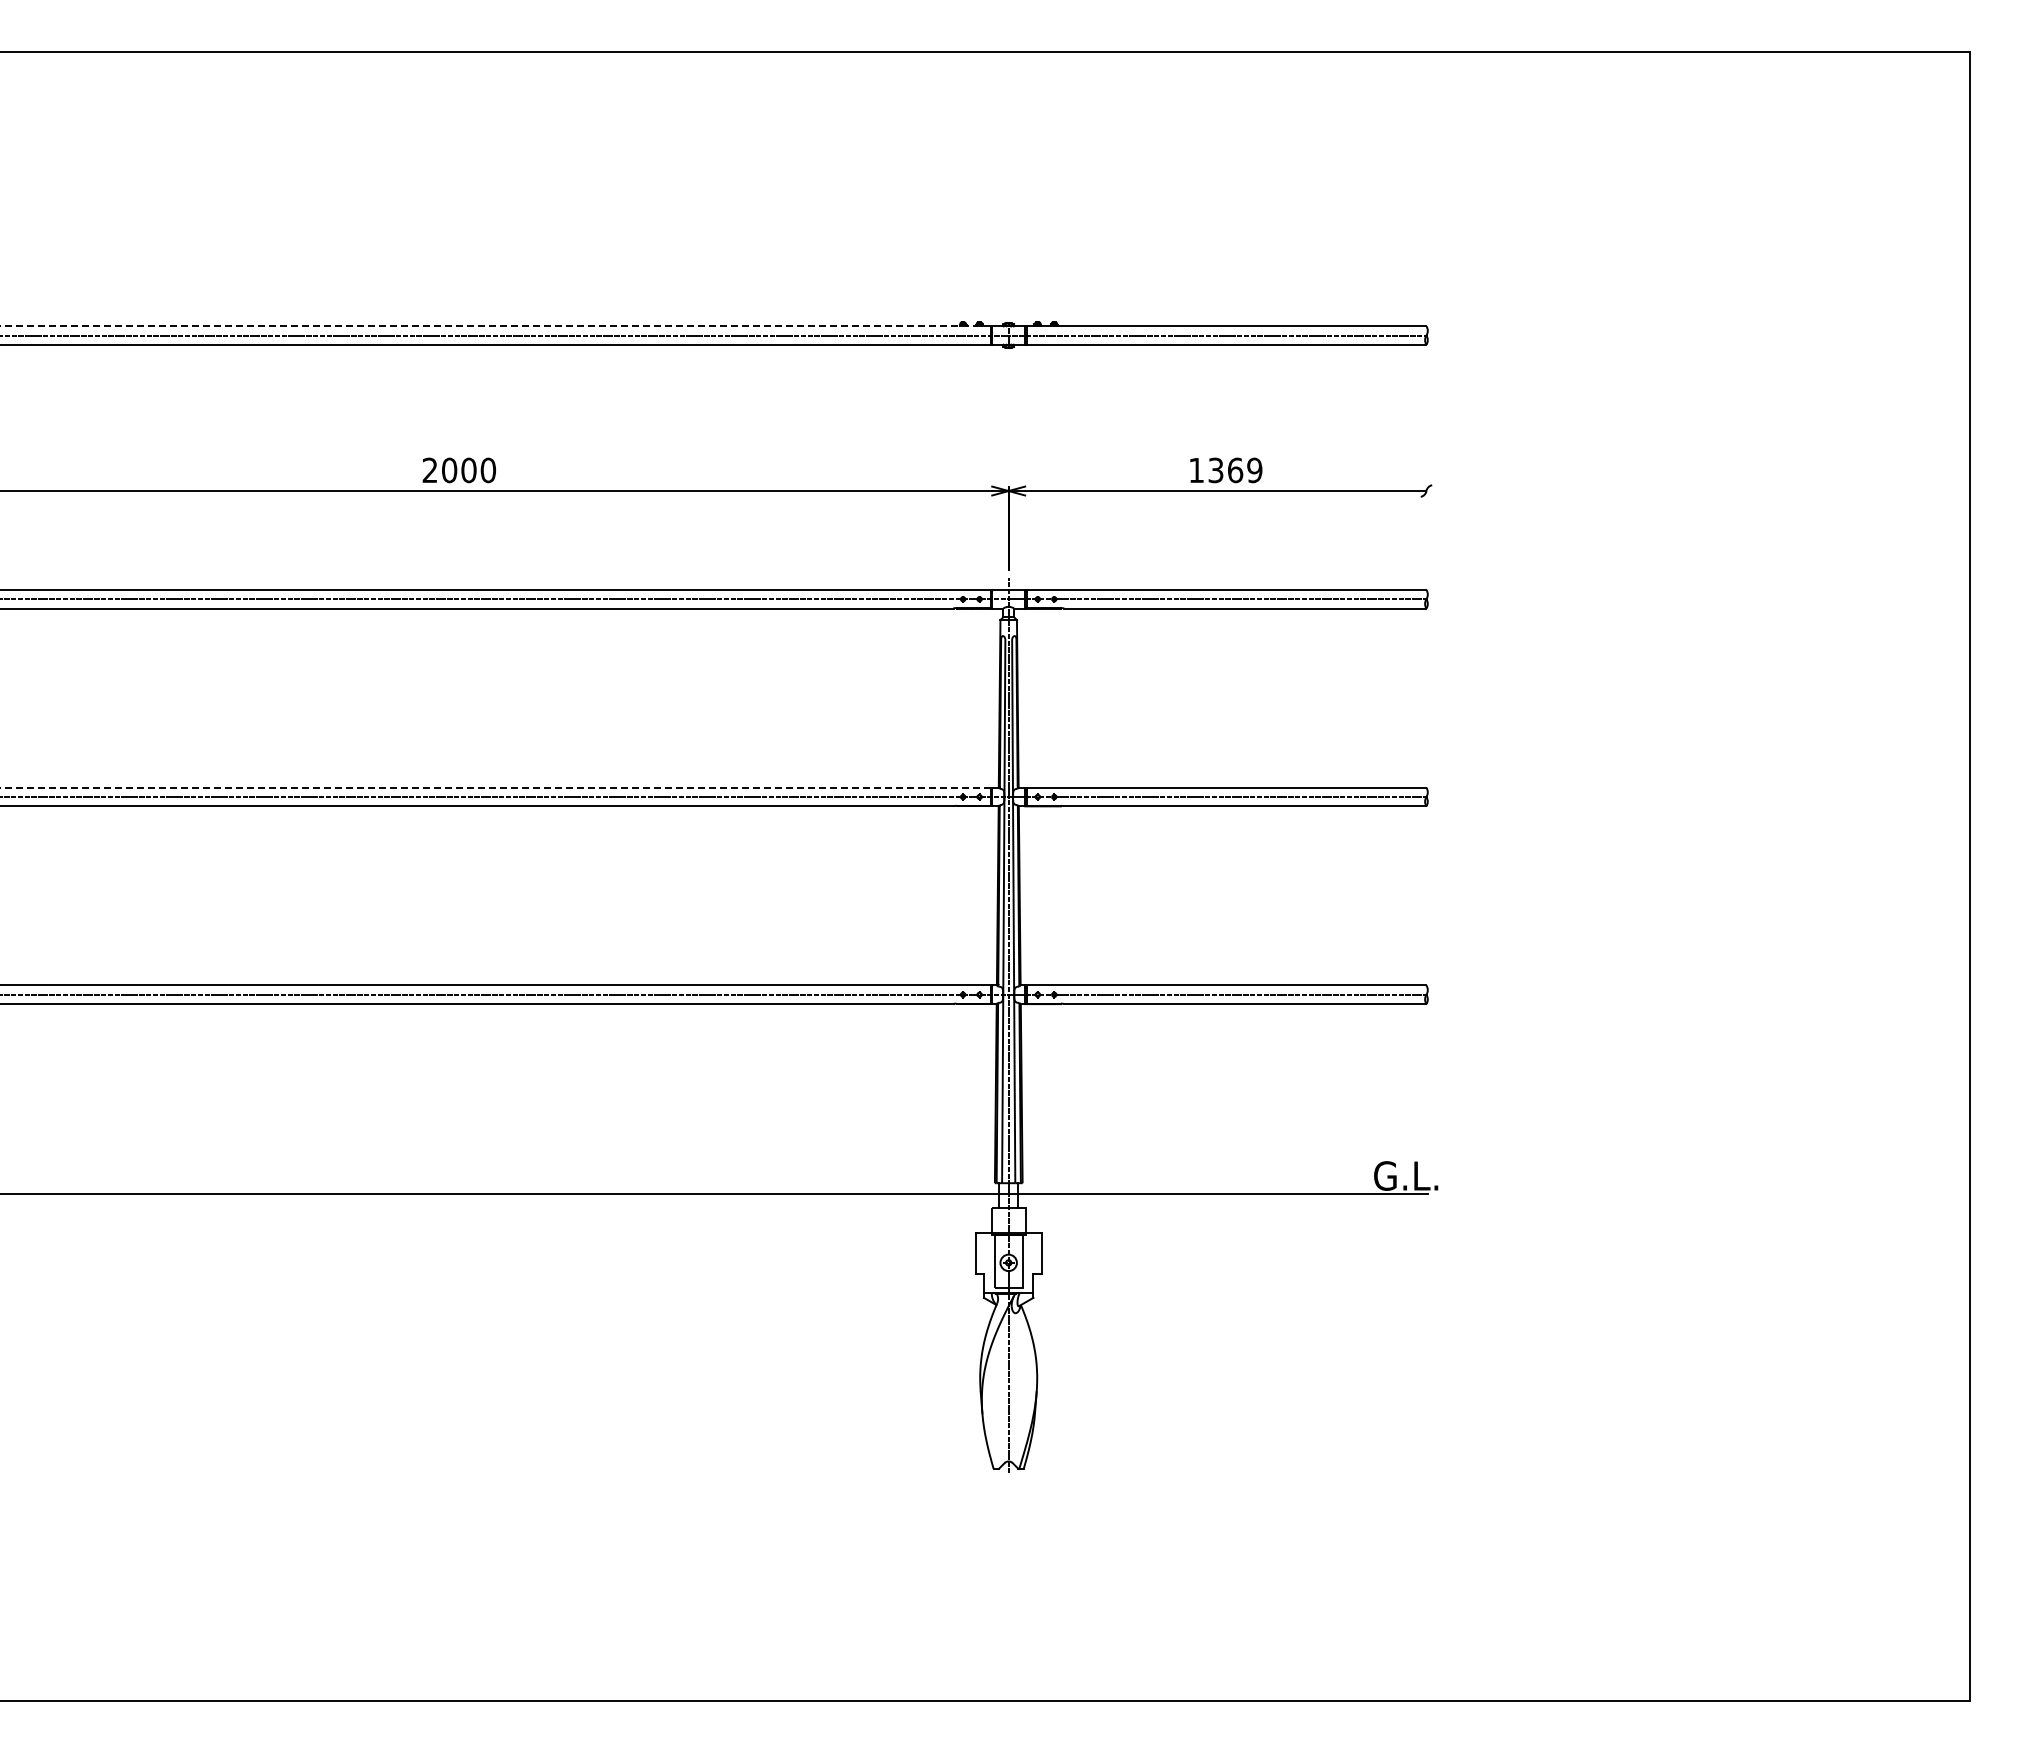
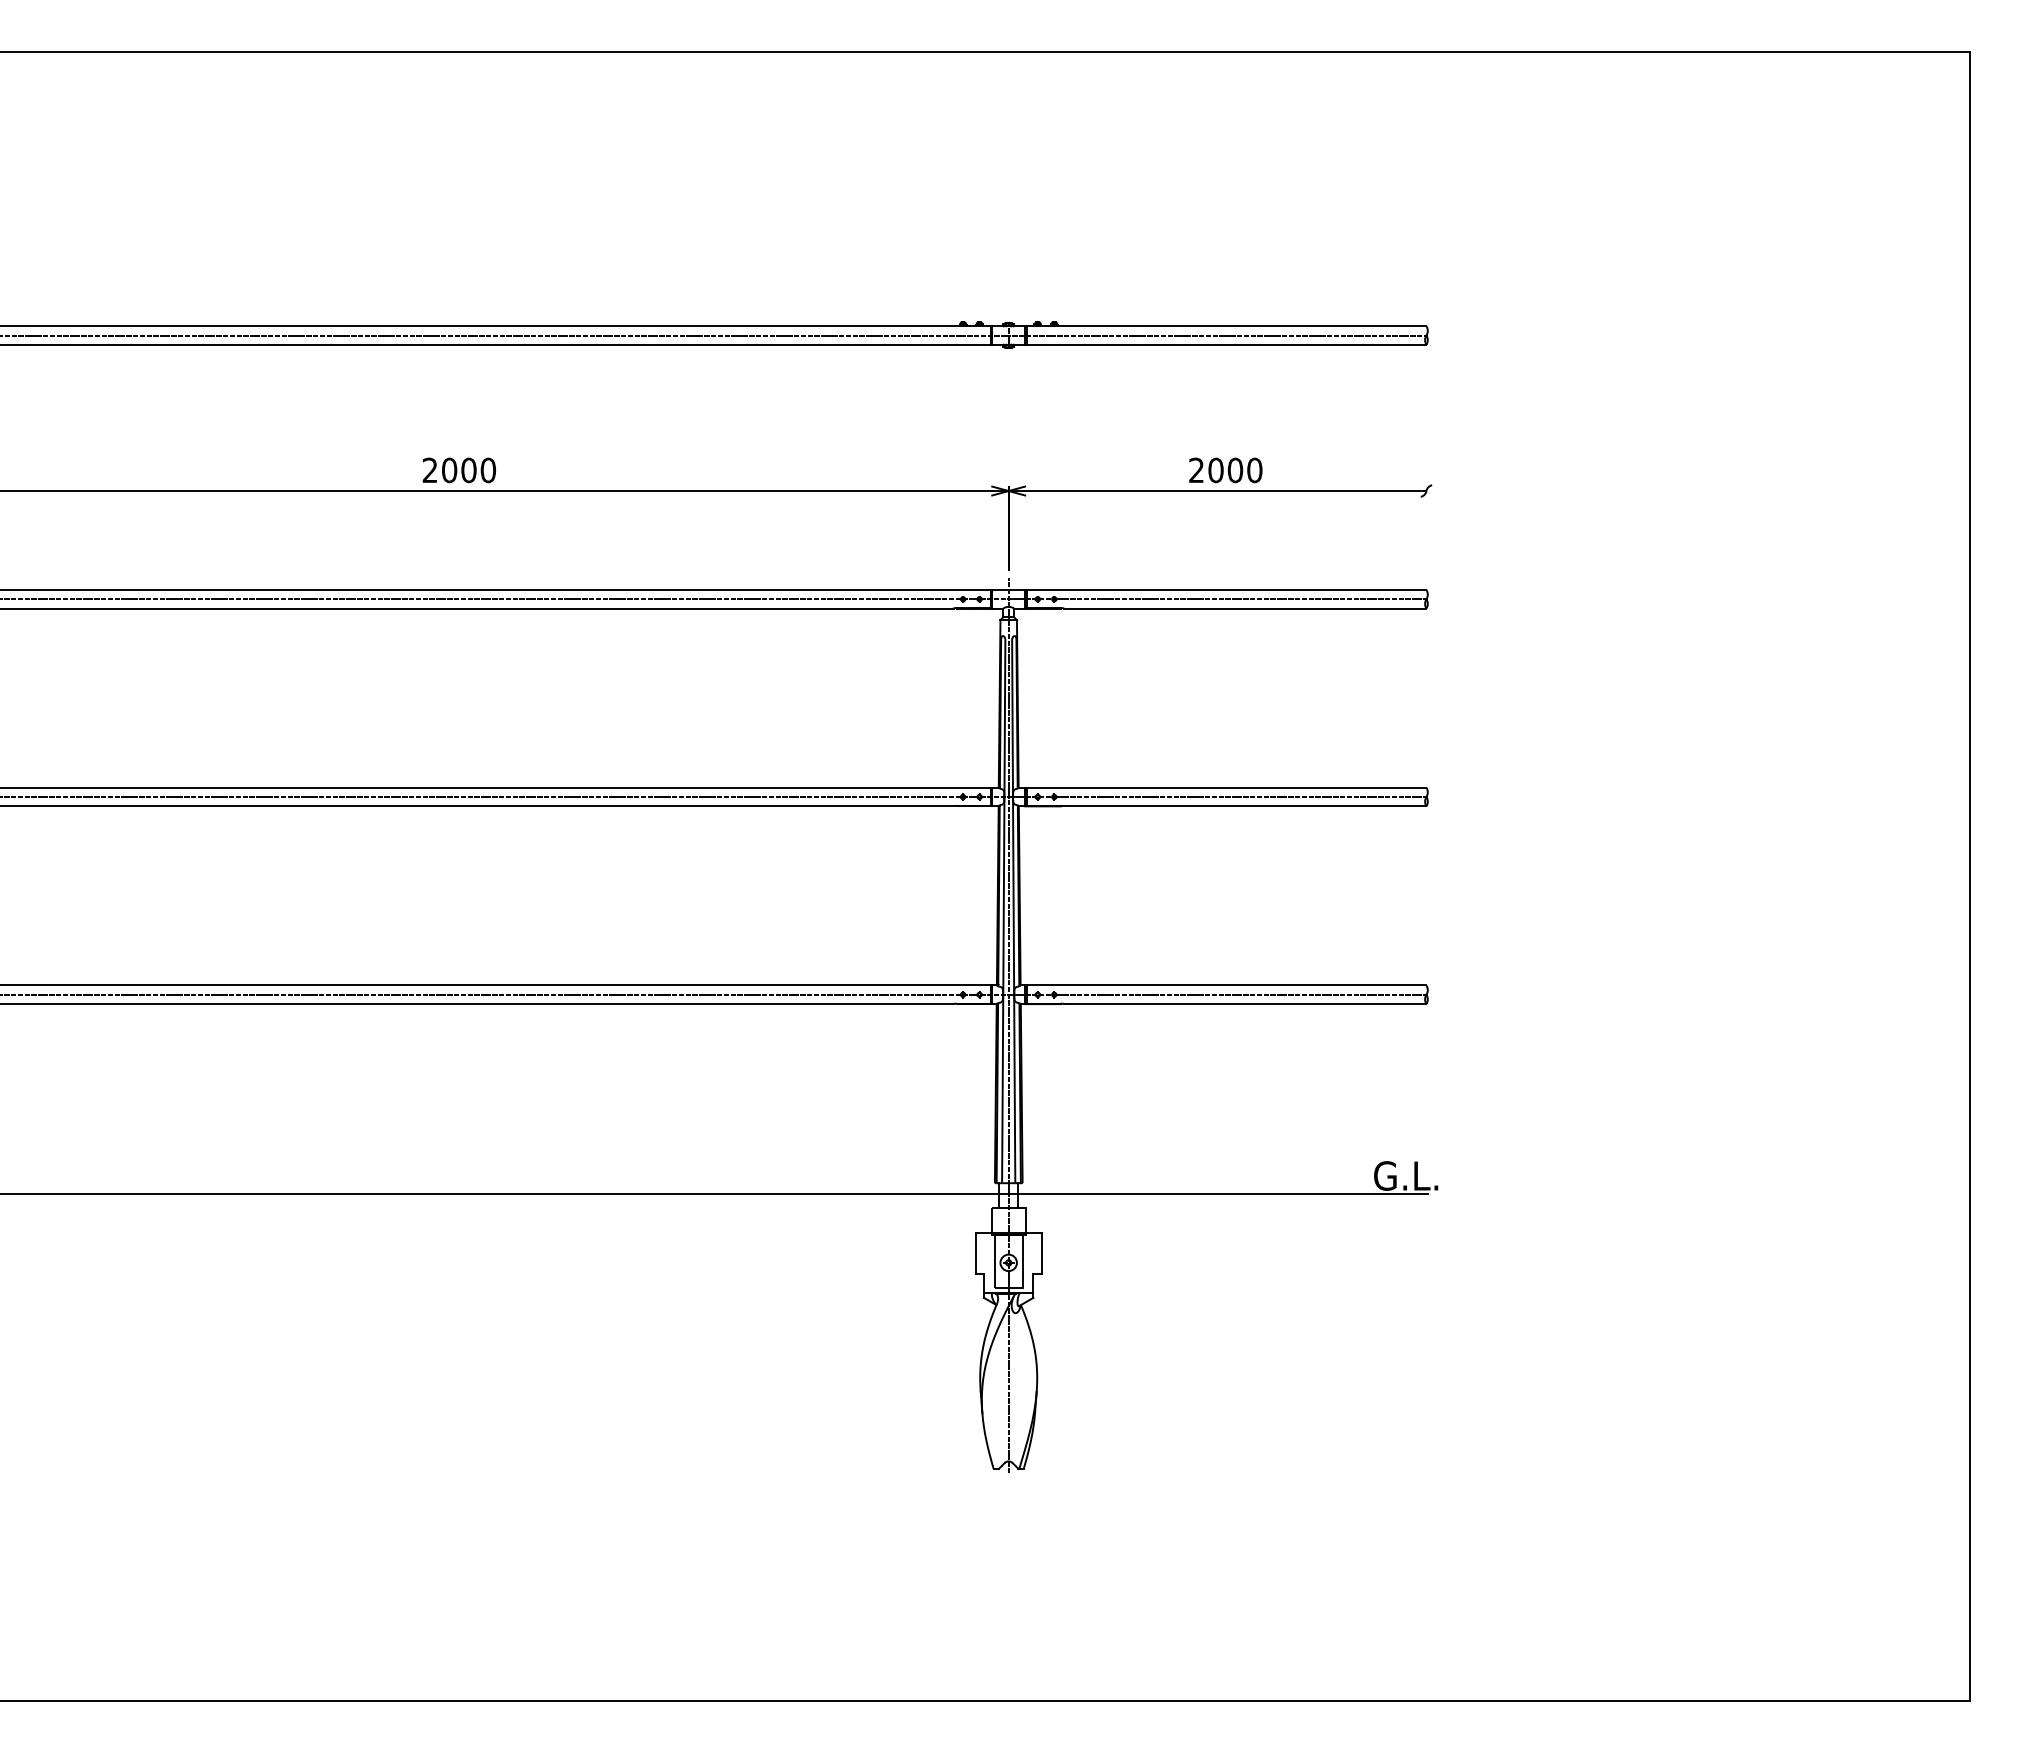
line: dashed -> solid (494, 326)
text: 1369 -> 2000 (1225, 470)
line: dashed -> solid (494, 787)
